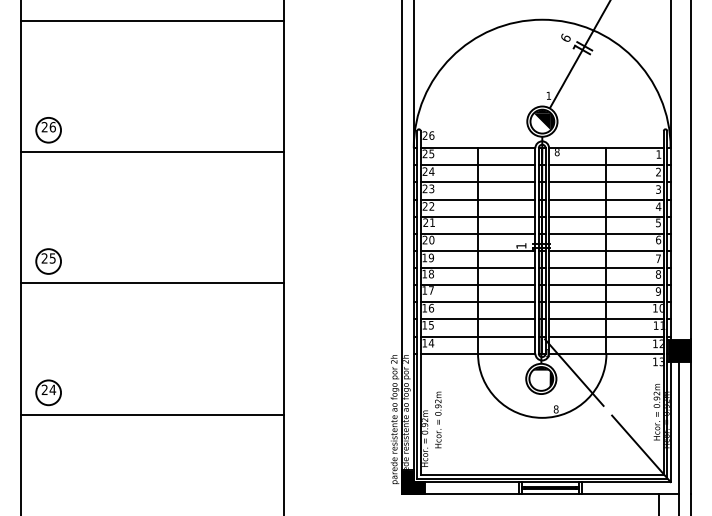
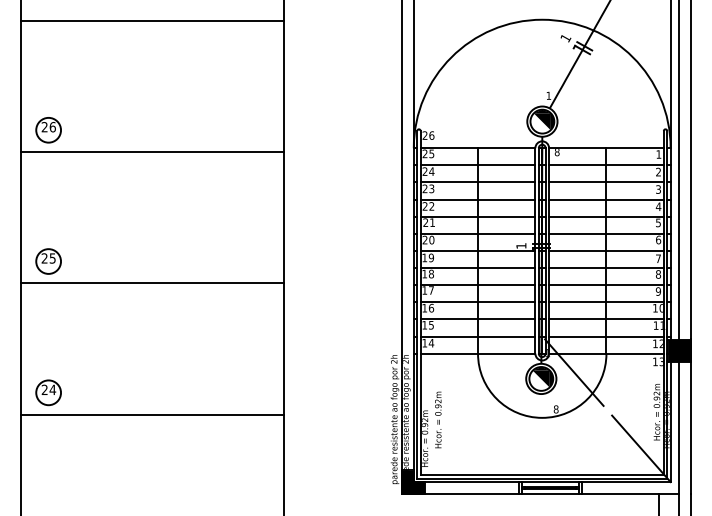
text: 6 -> 1 (565, 37)
line: none -> present (679, 170)
fill: none -> present (540, 378)
